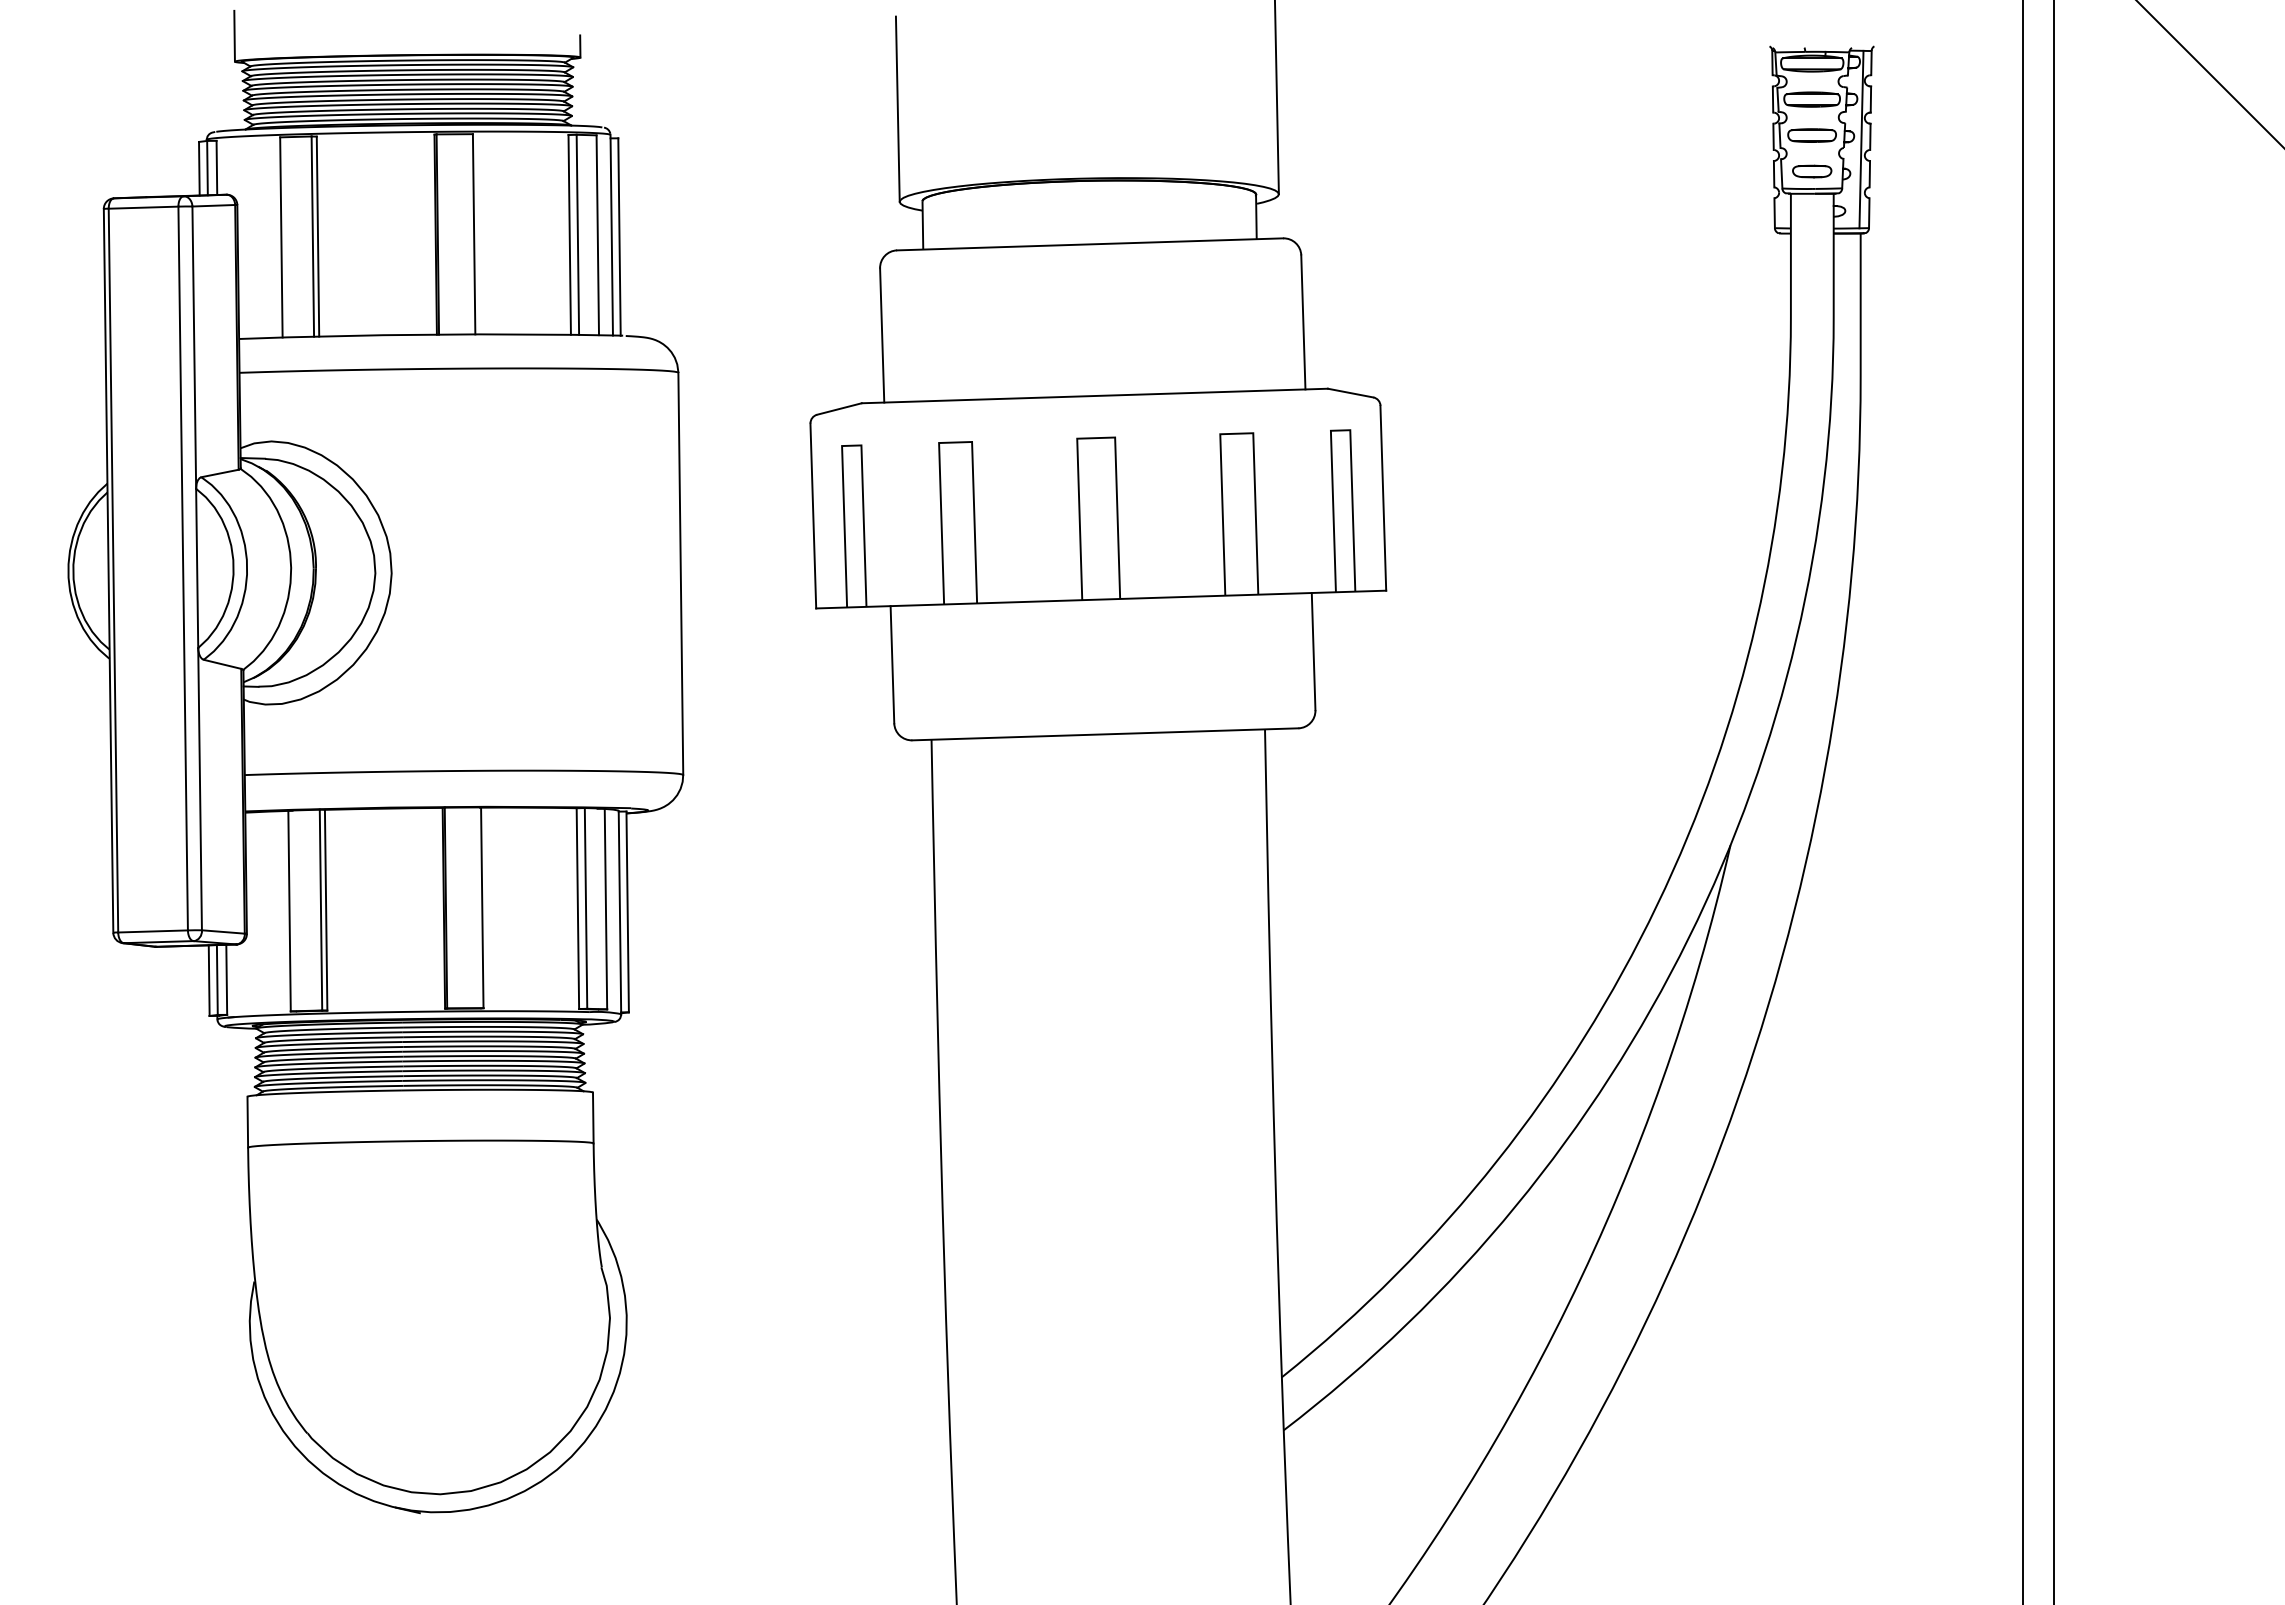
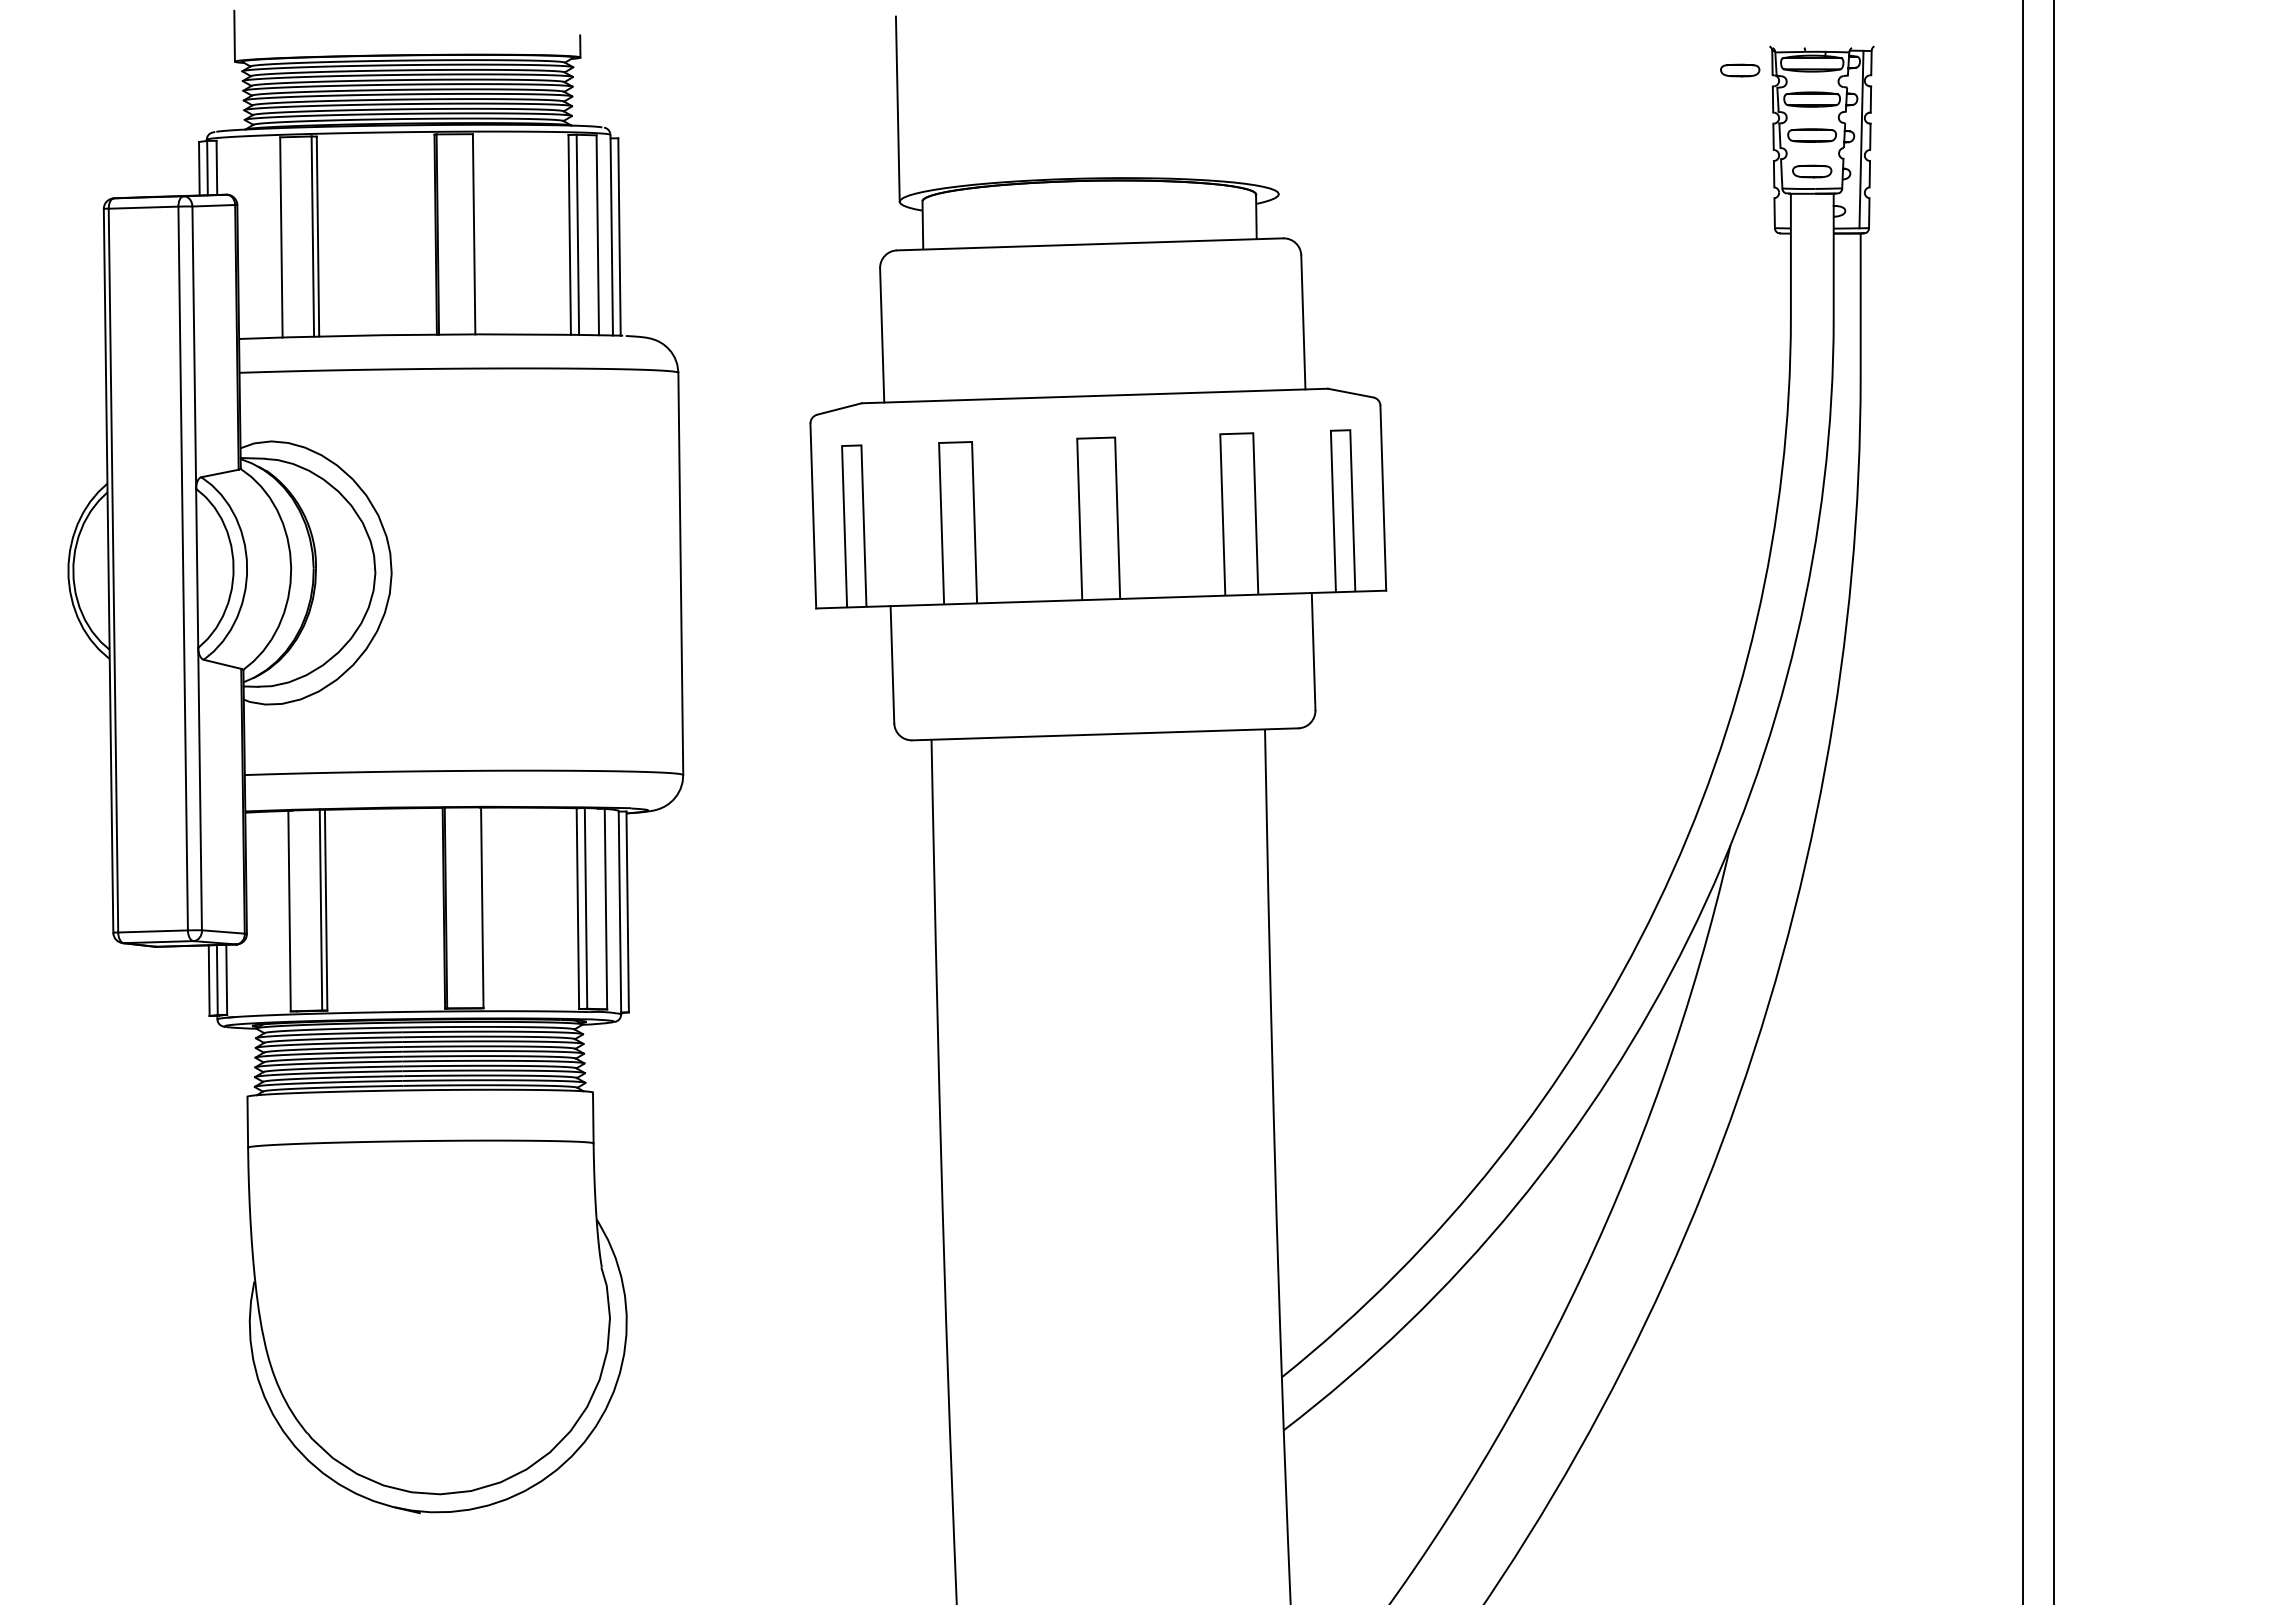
part: none -> present (1740, 70)
line: present -> none (2209, 74)
line: present -> none (1276, 98)
